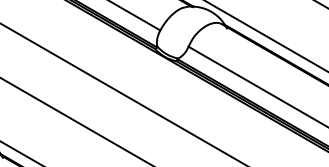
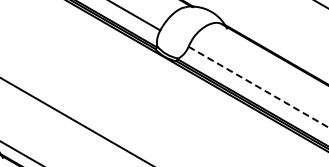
line: present -> none (266, 36)
line: solid -> dashed (258, 87)
line: present -> none (122, 93)
